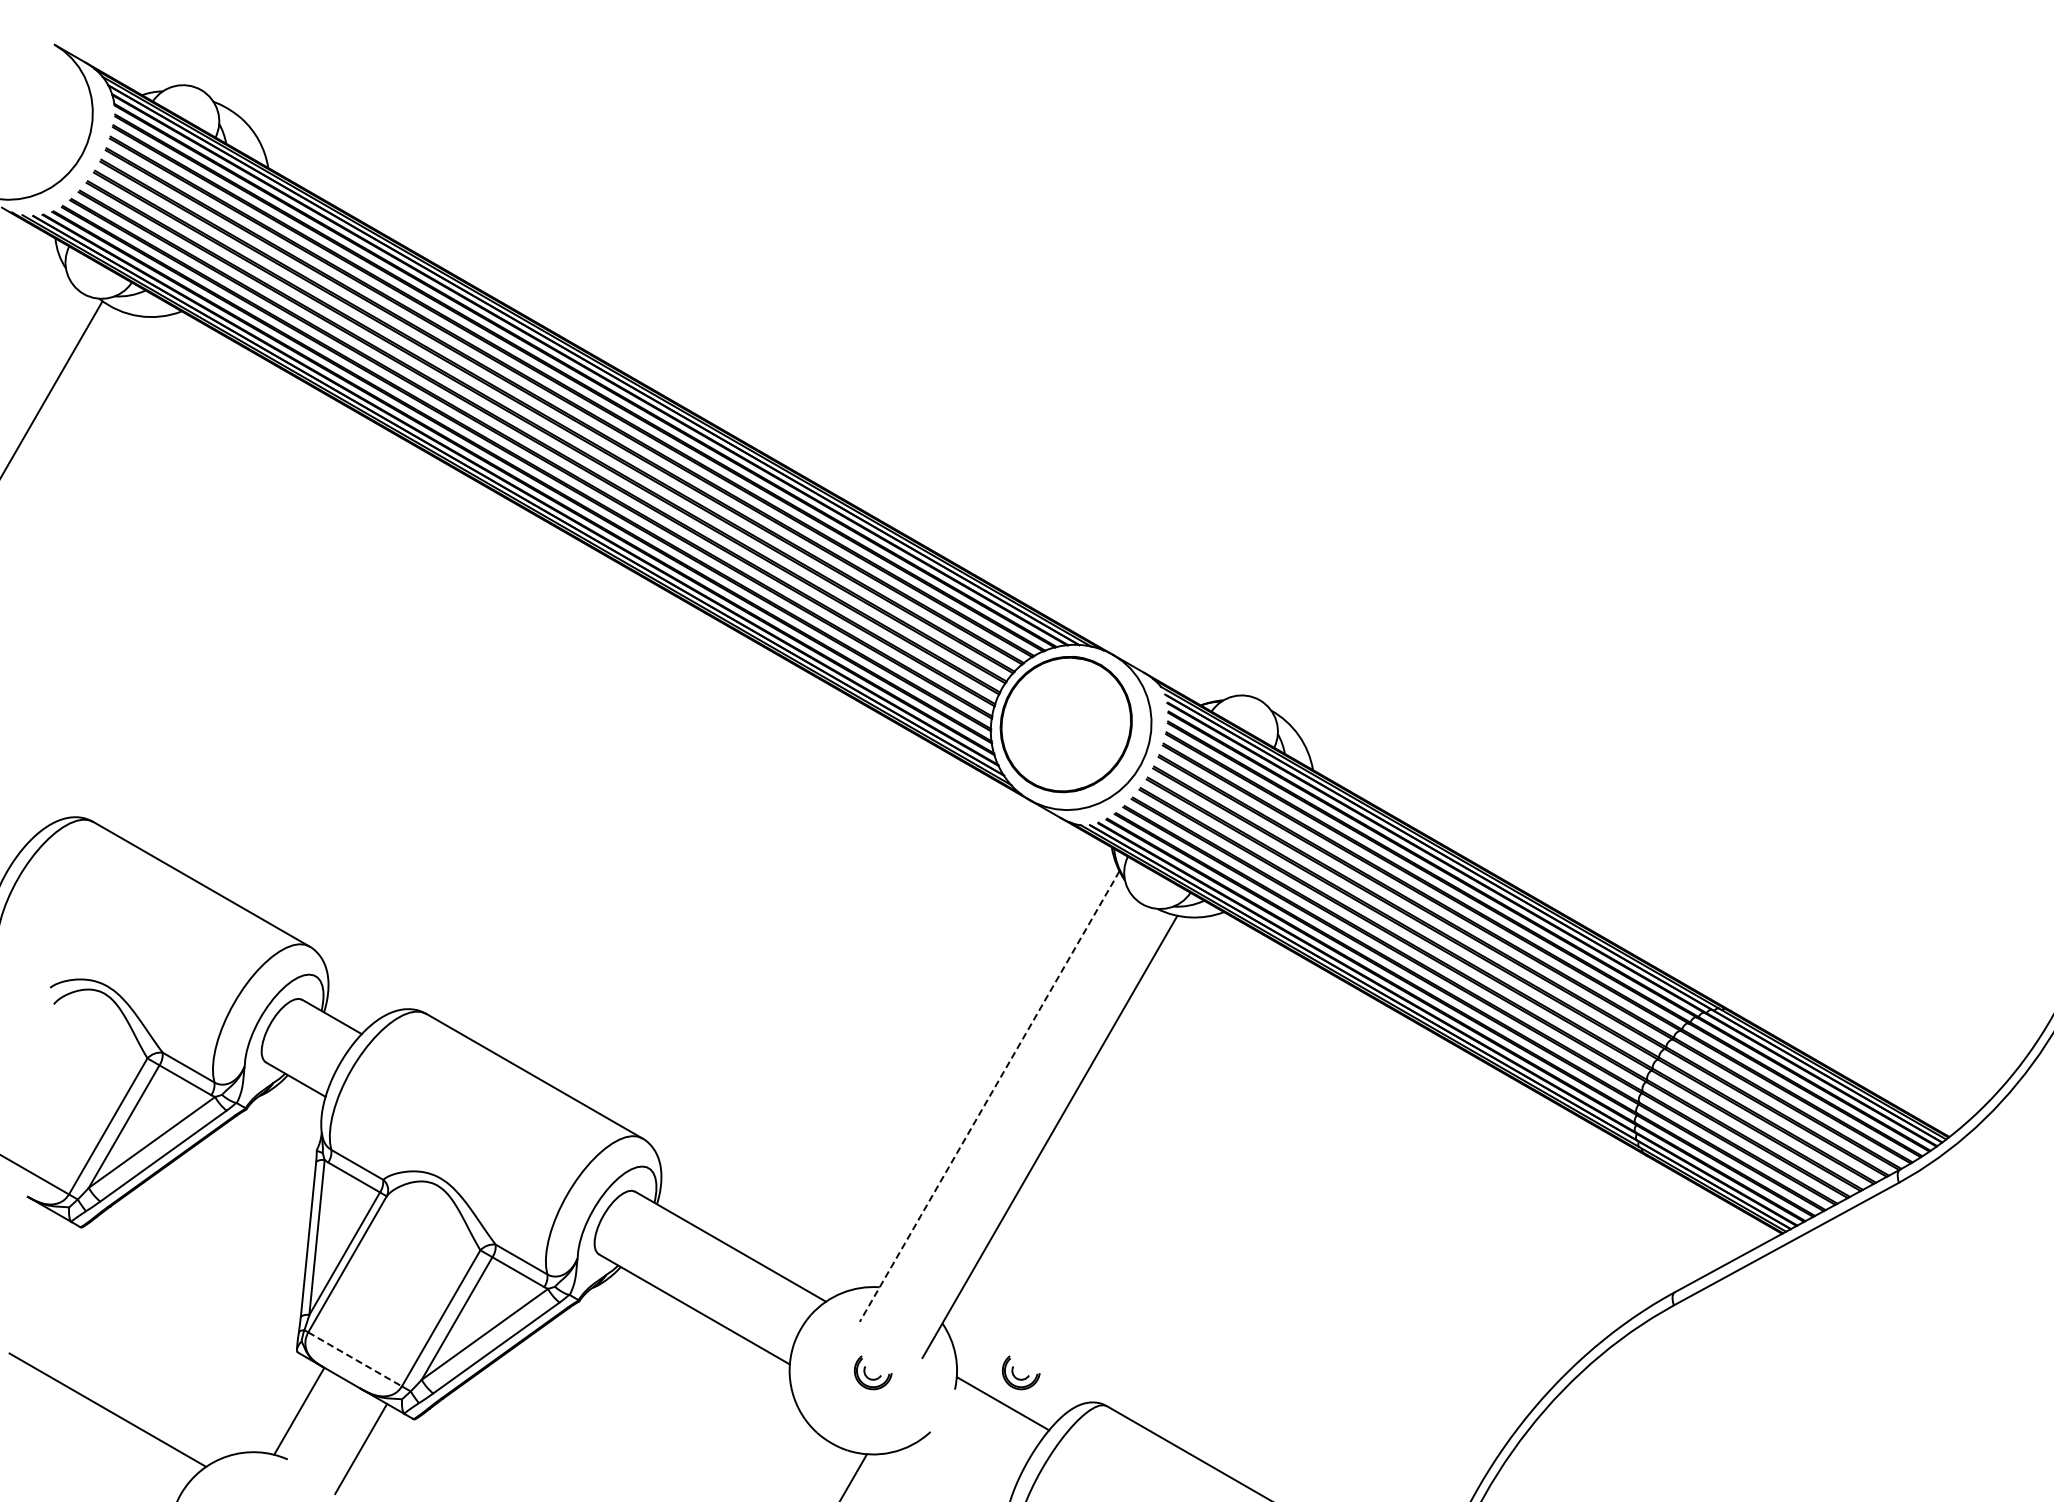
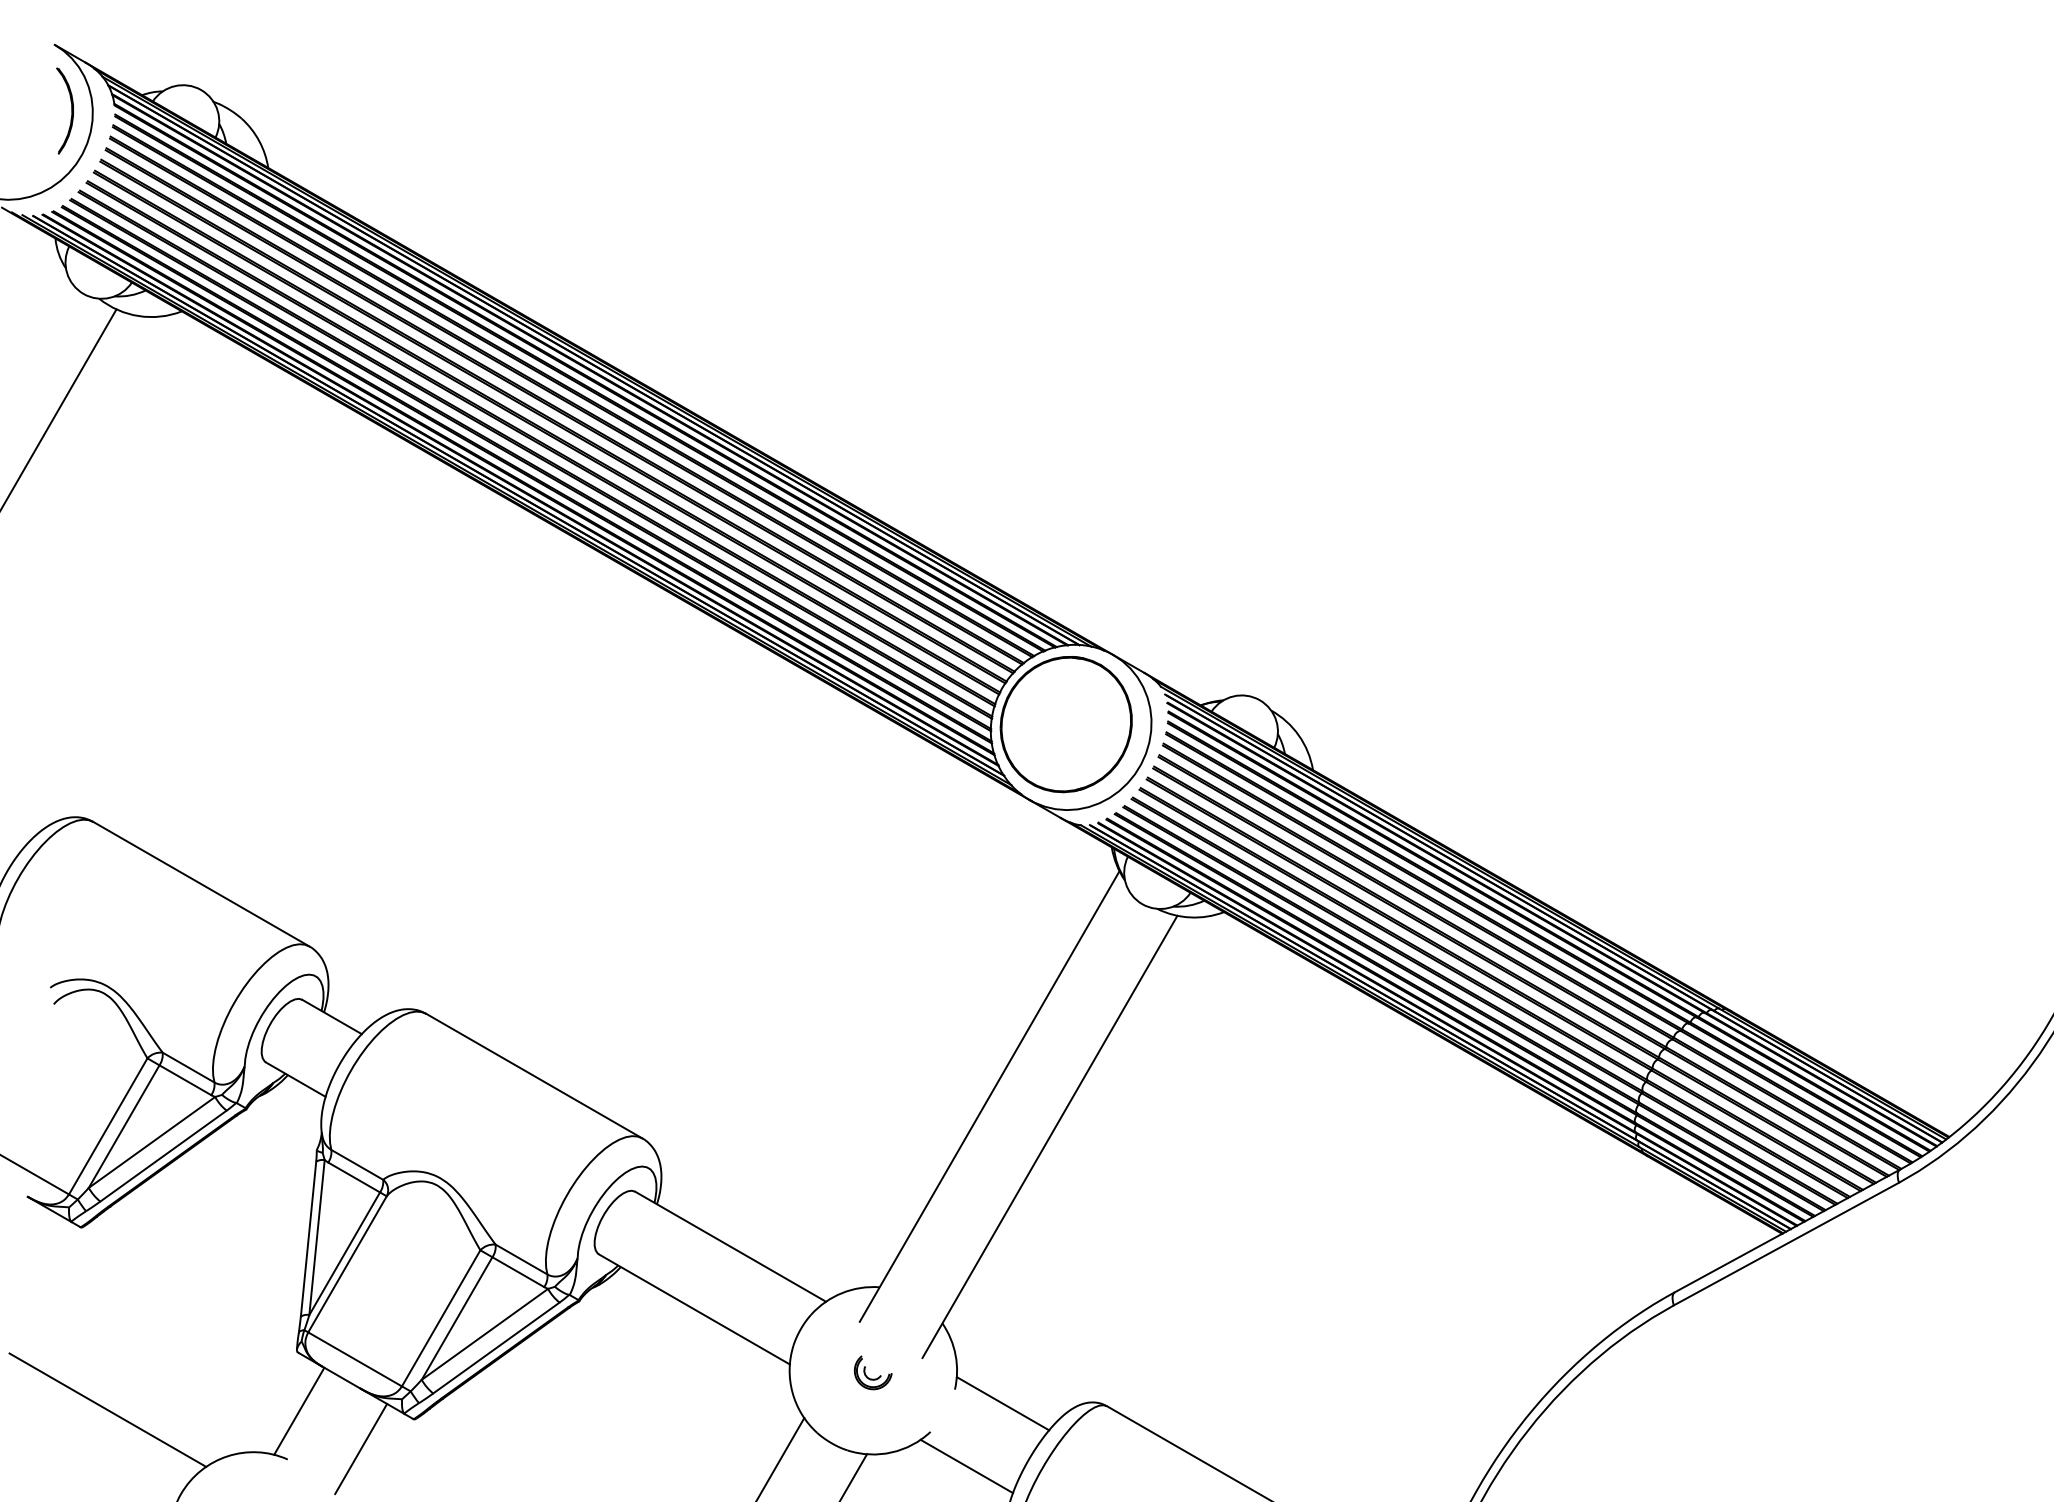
part: none -> present (71, 110)
line position: (52, 388) -> (59, 408) (59, 408)
line: dashed -> solid (989, 1096)
line: dashed -> solid (355, 1359)
part: present -> none (1020, 1372)
line: none -> present (780, 1458)
line: none -> present (966, 1466)
